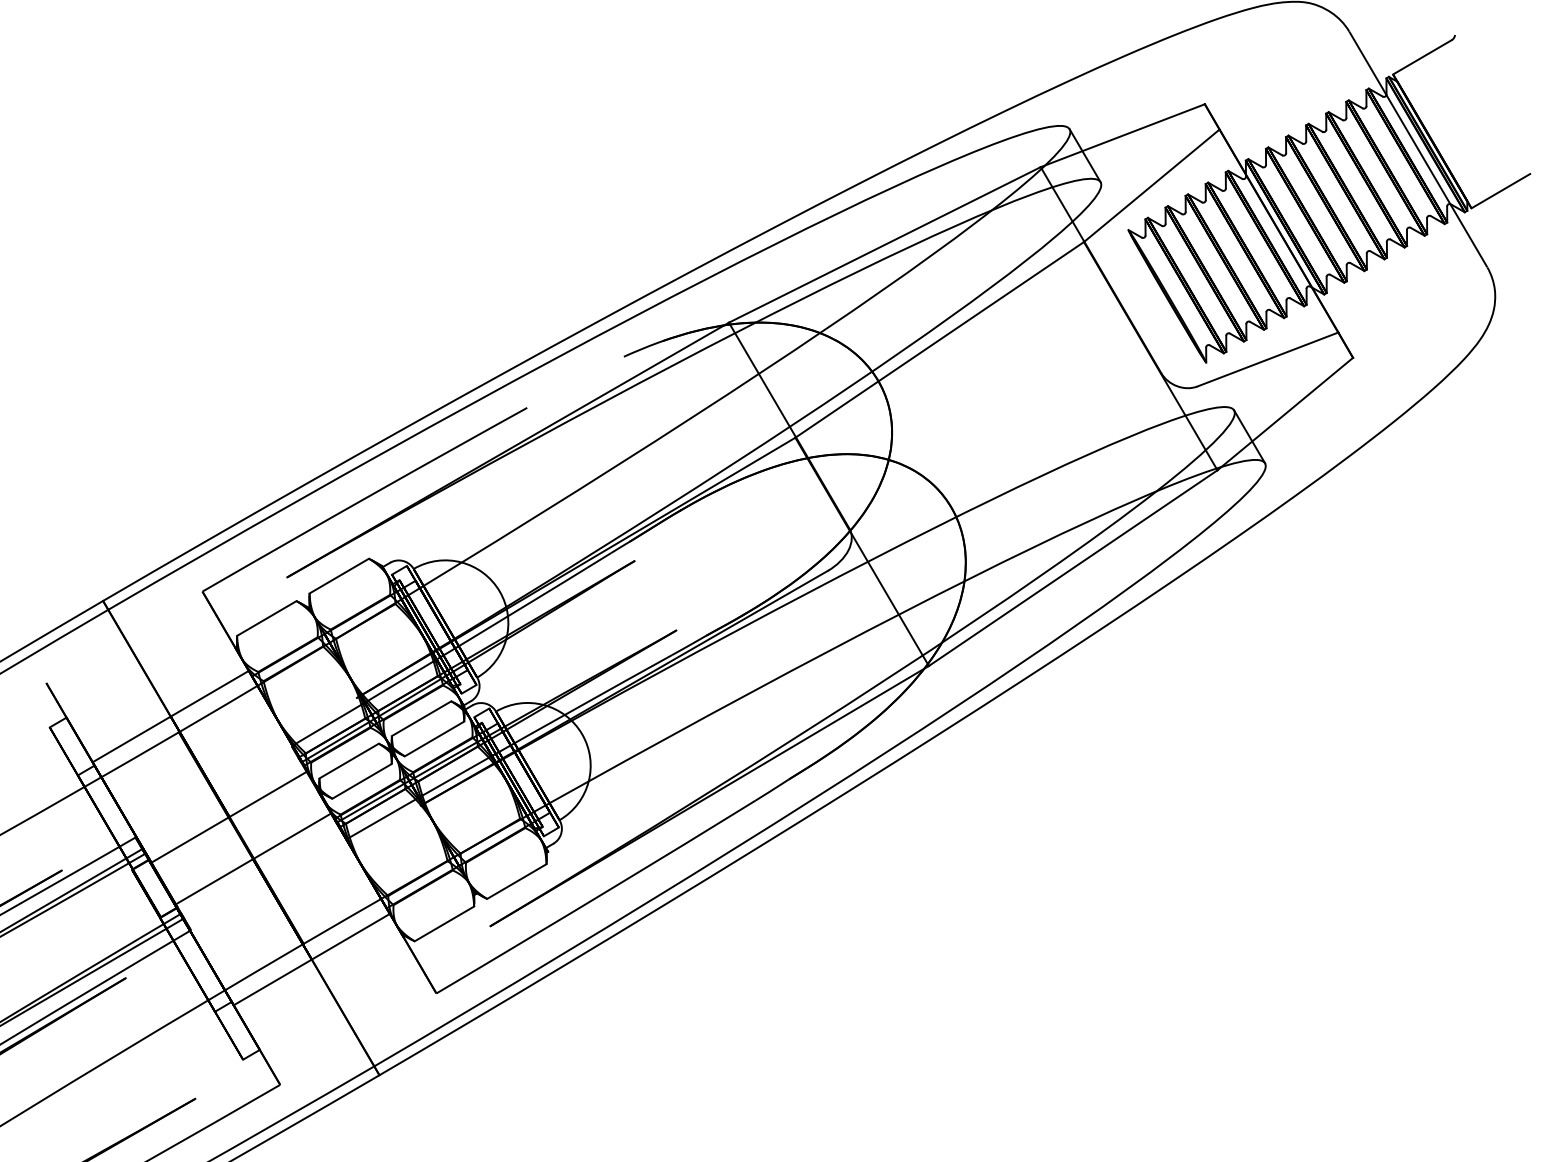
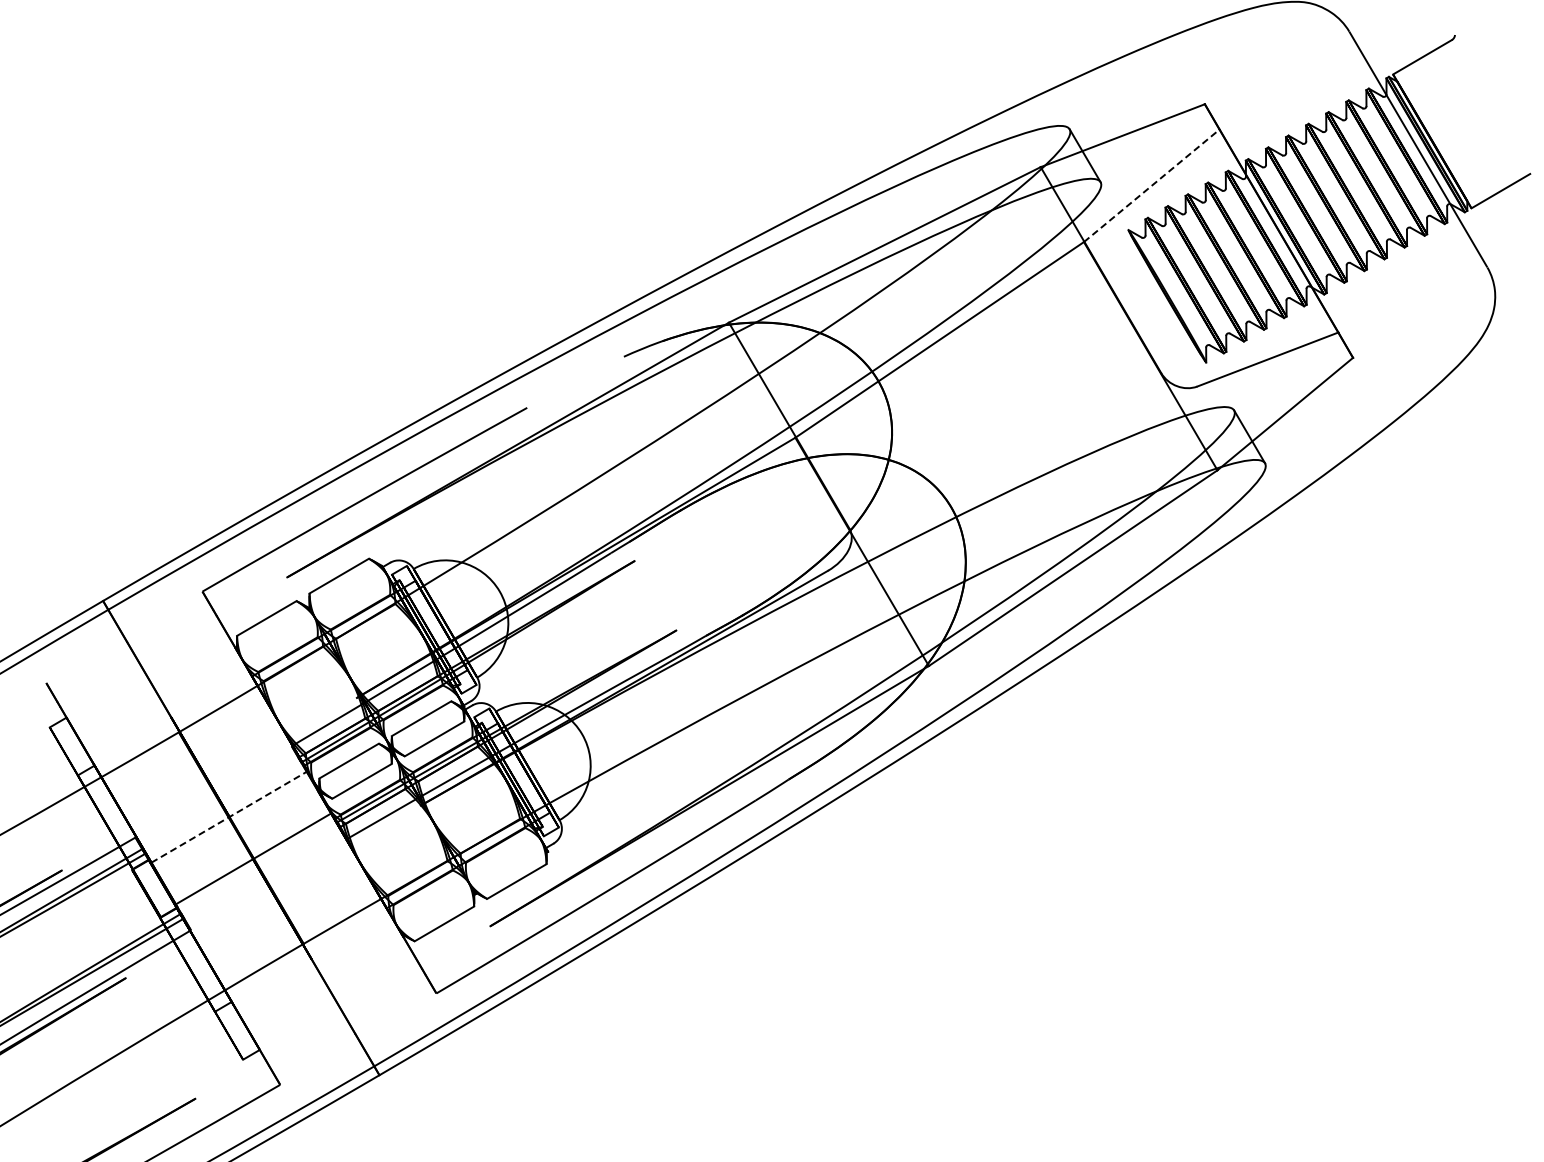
line: solid -> dashed (1152, 185)
line: present -> none (170, 716)
line: solid -> dashed (229, 816)
line: present -> none (311, 959)
